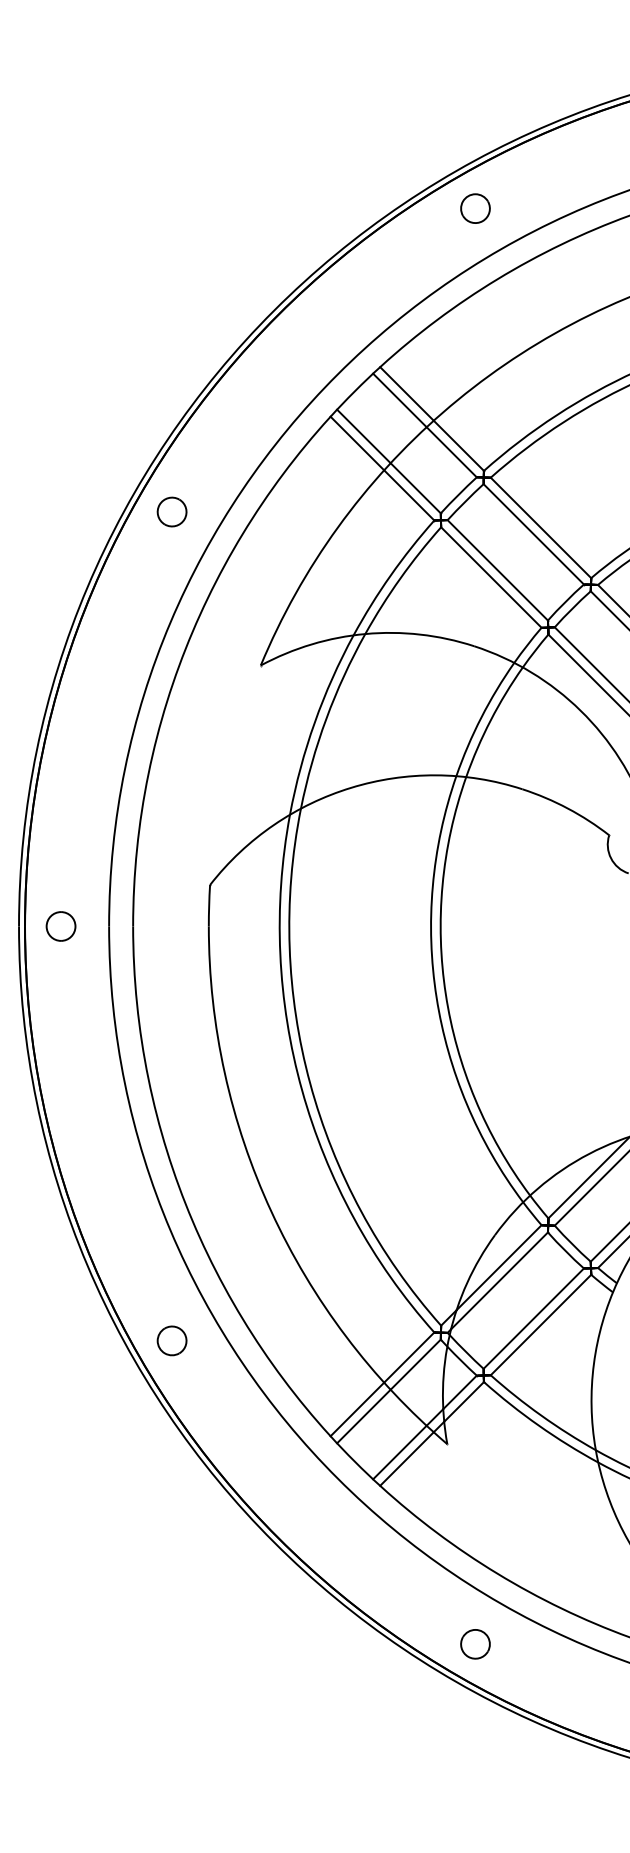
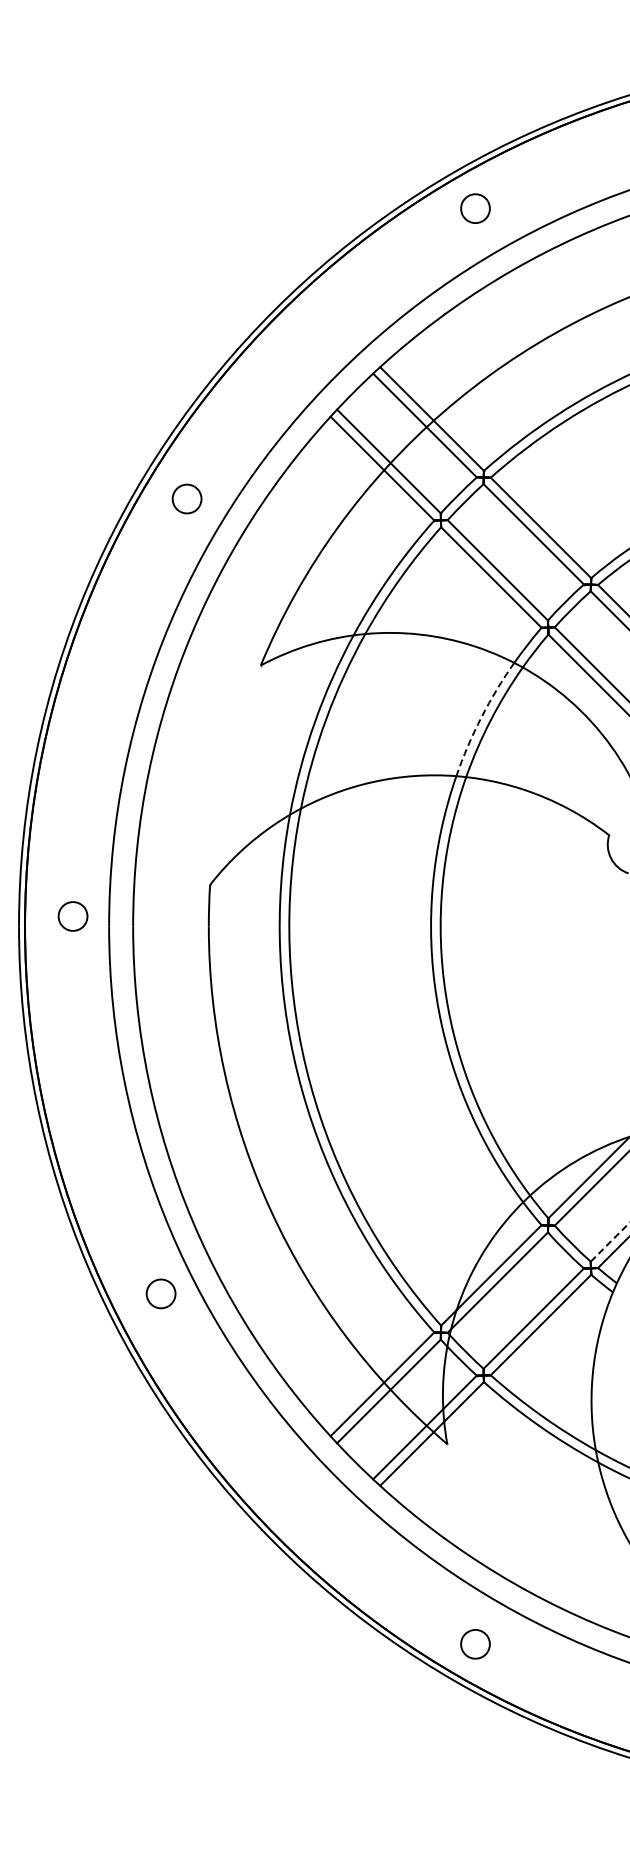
part position: (171, 511) -> (186, 498) (186, 498)
arc: solid -> dashed (481, 717)
part position: (60, 926) -> (72, 916) (72, 916)
line: solid -> dashed (610, 1241)
part position: (171, 1340) -> (160, 1293) (160, 1293)
